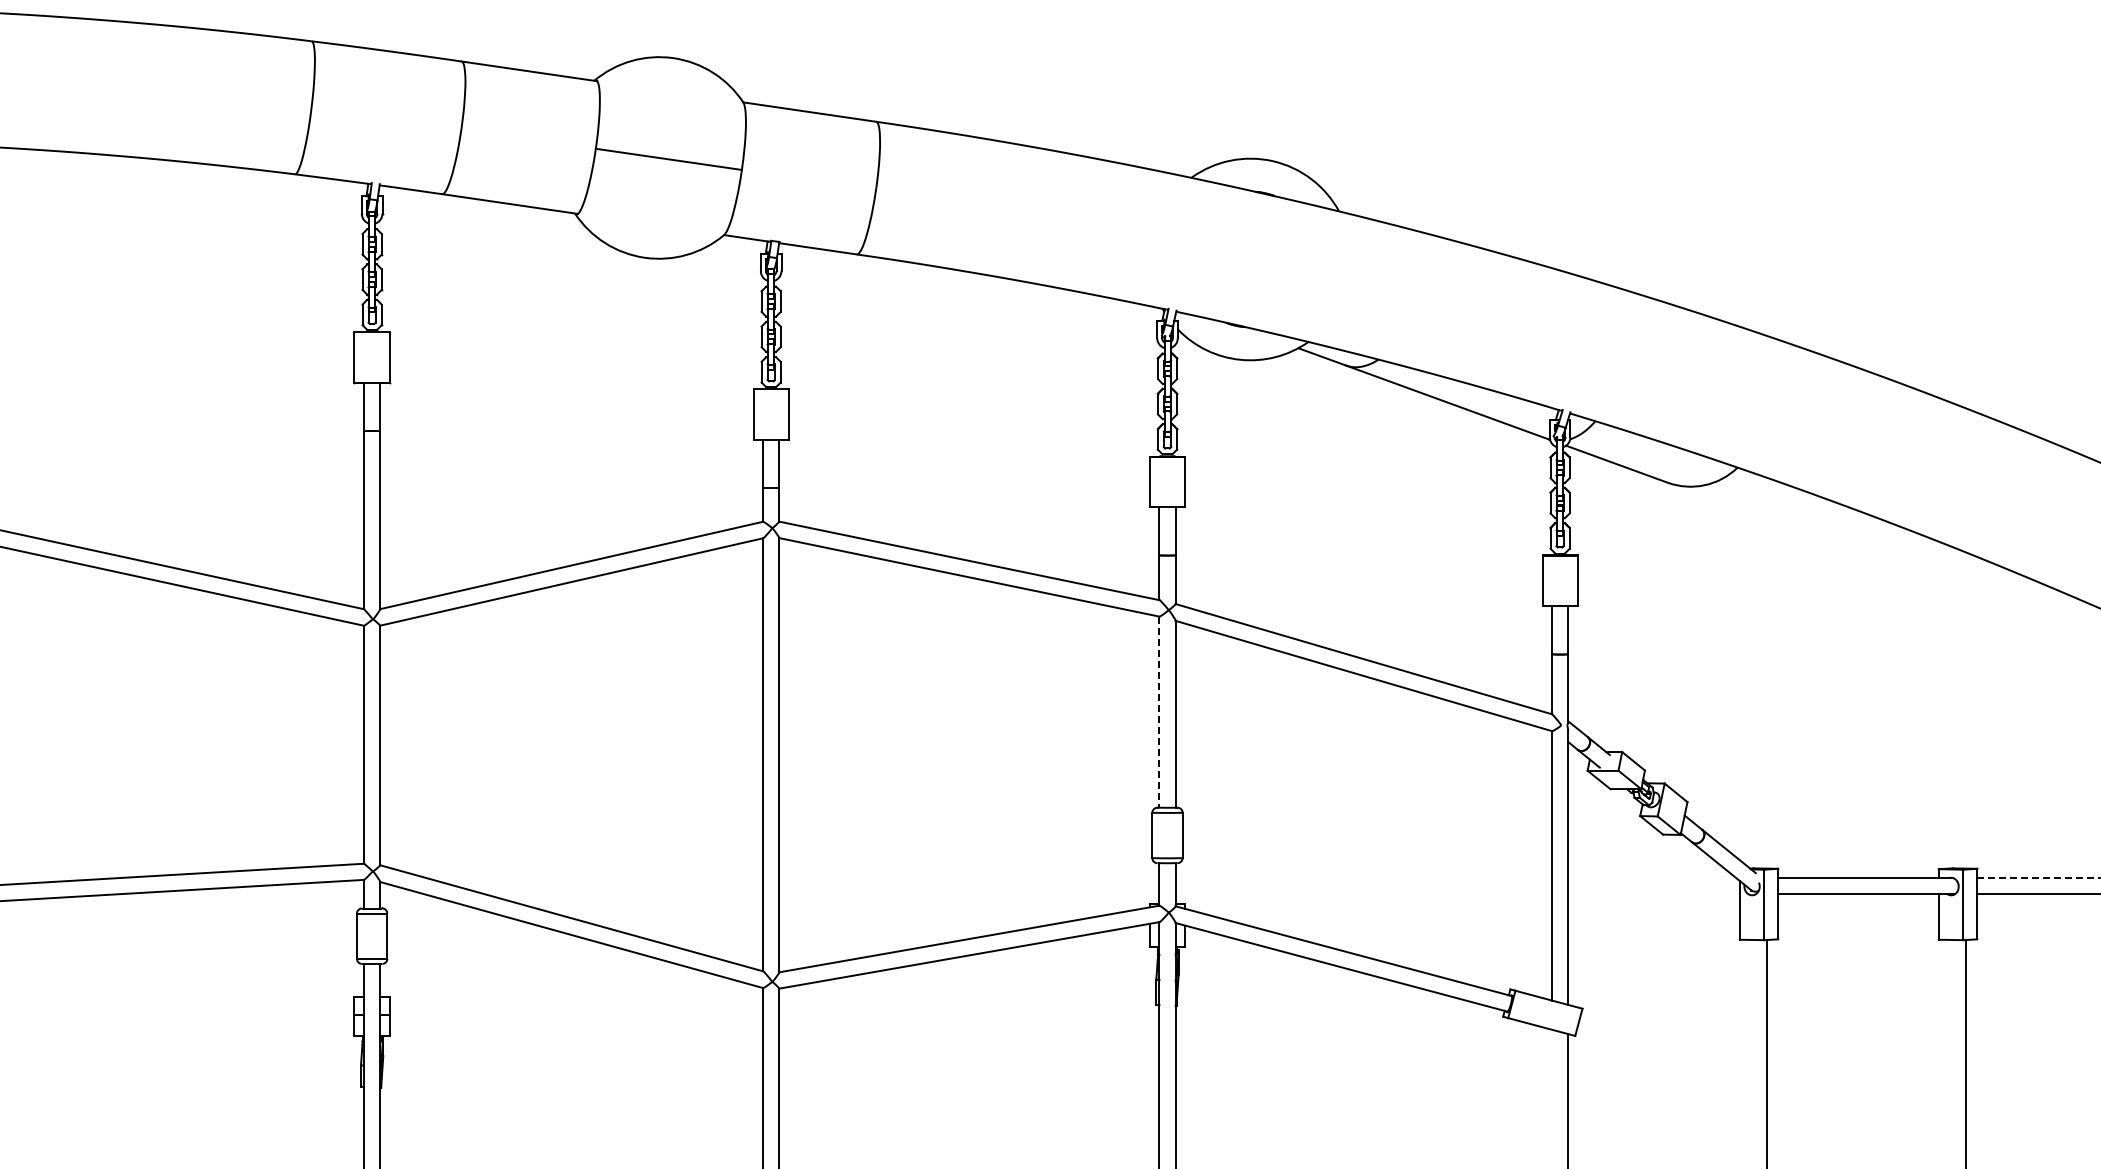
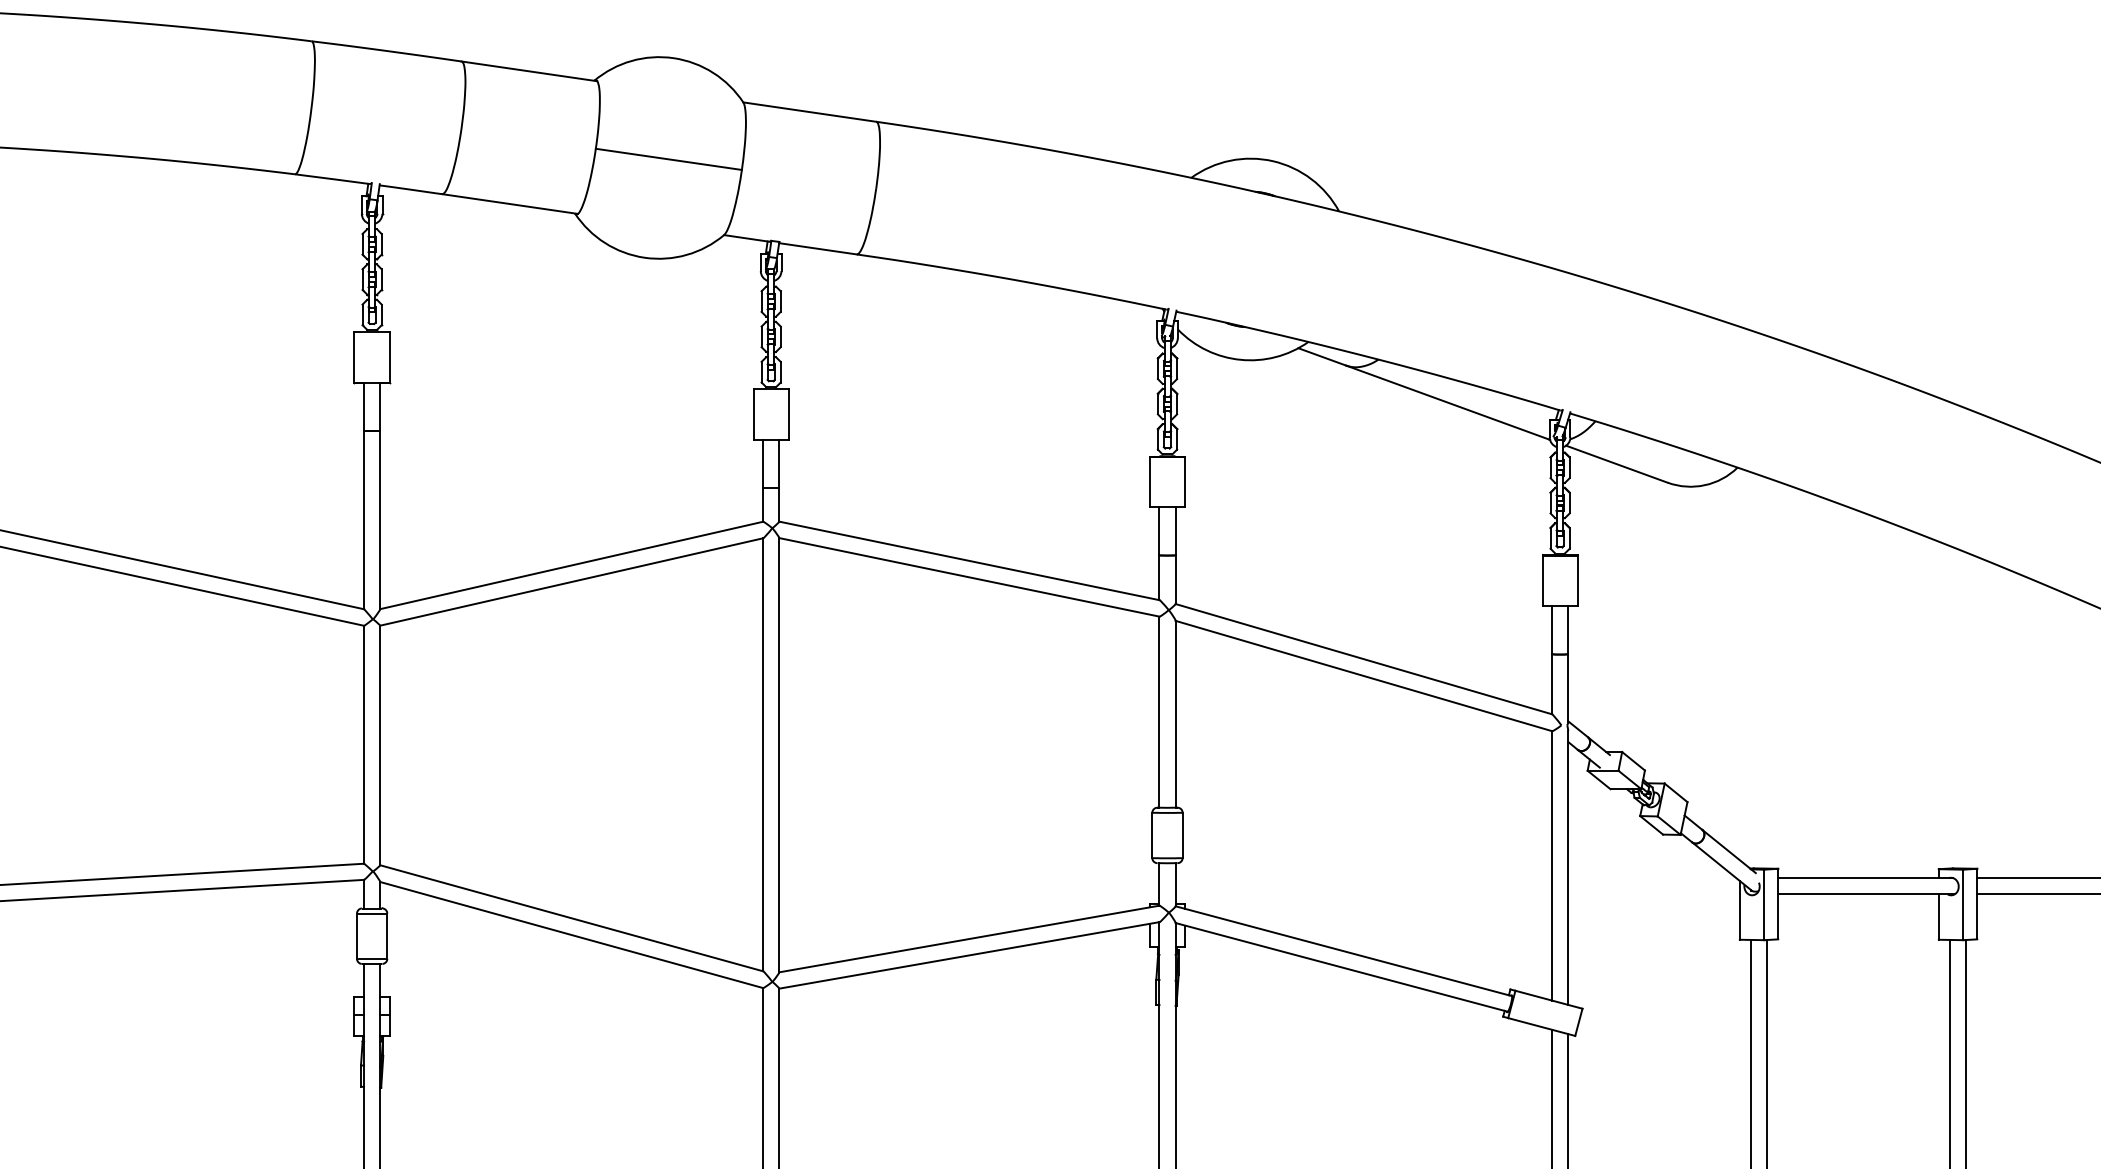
line: dashed -> solid (1159, 712)
line: dashed -> solid (2038, 878)
line: none -> present (1751, 1052)
line: none -> present (1949, 1052)
line: none -> present (1552, 1097)
